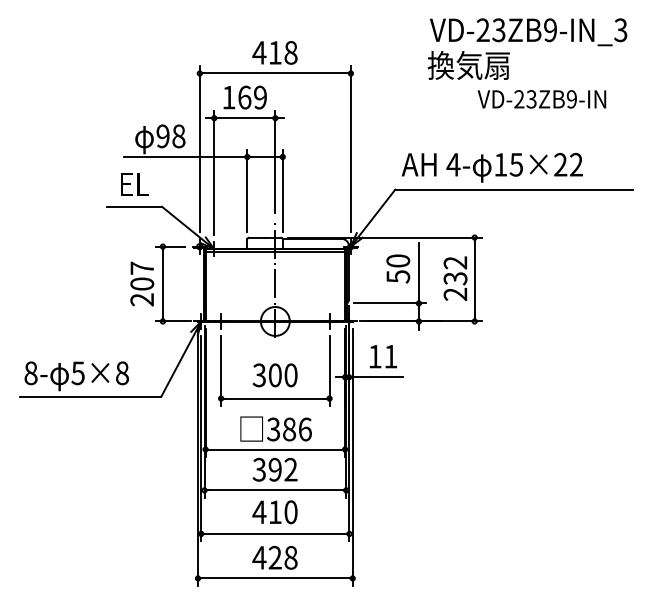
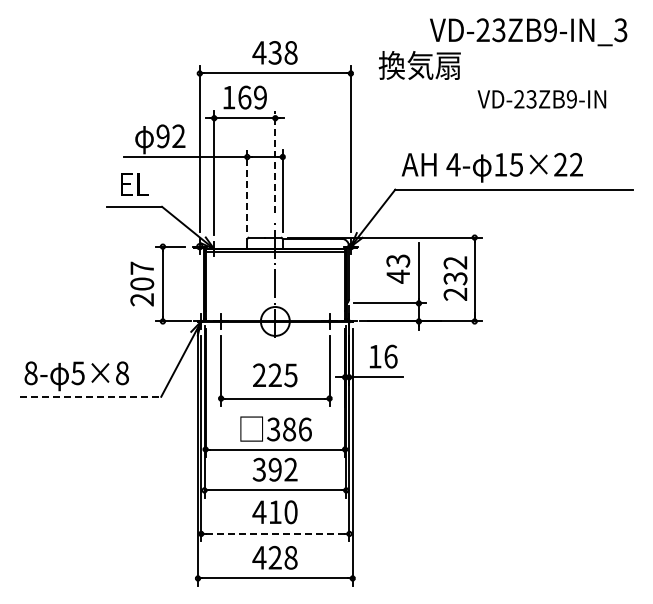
text: 418 -> 438 (274, 52)
text position: (468, 65) -> (419, 65) (419, 65)
text: 98 -> 92 (178, 136)
line: solid -> dashed (275, 161)
line: solid -> dashed (247, 190)
text: 50 -> 43 (398, 268)
text: 11 -> 16 (390, 356)
text: 300 -> 225 (274, 375)
line: solid -> dashed (90, 396)
line: solid -> dashed (275, 533)
